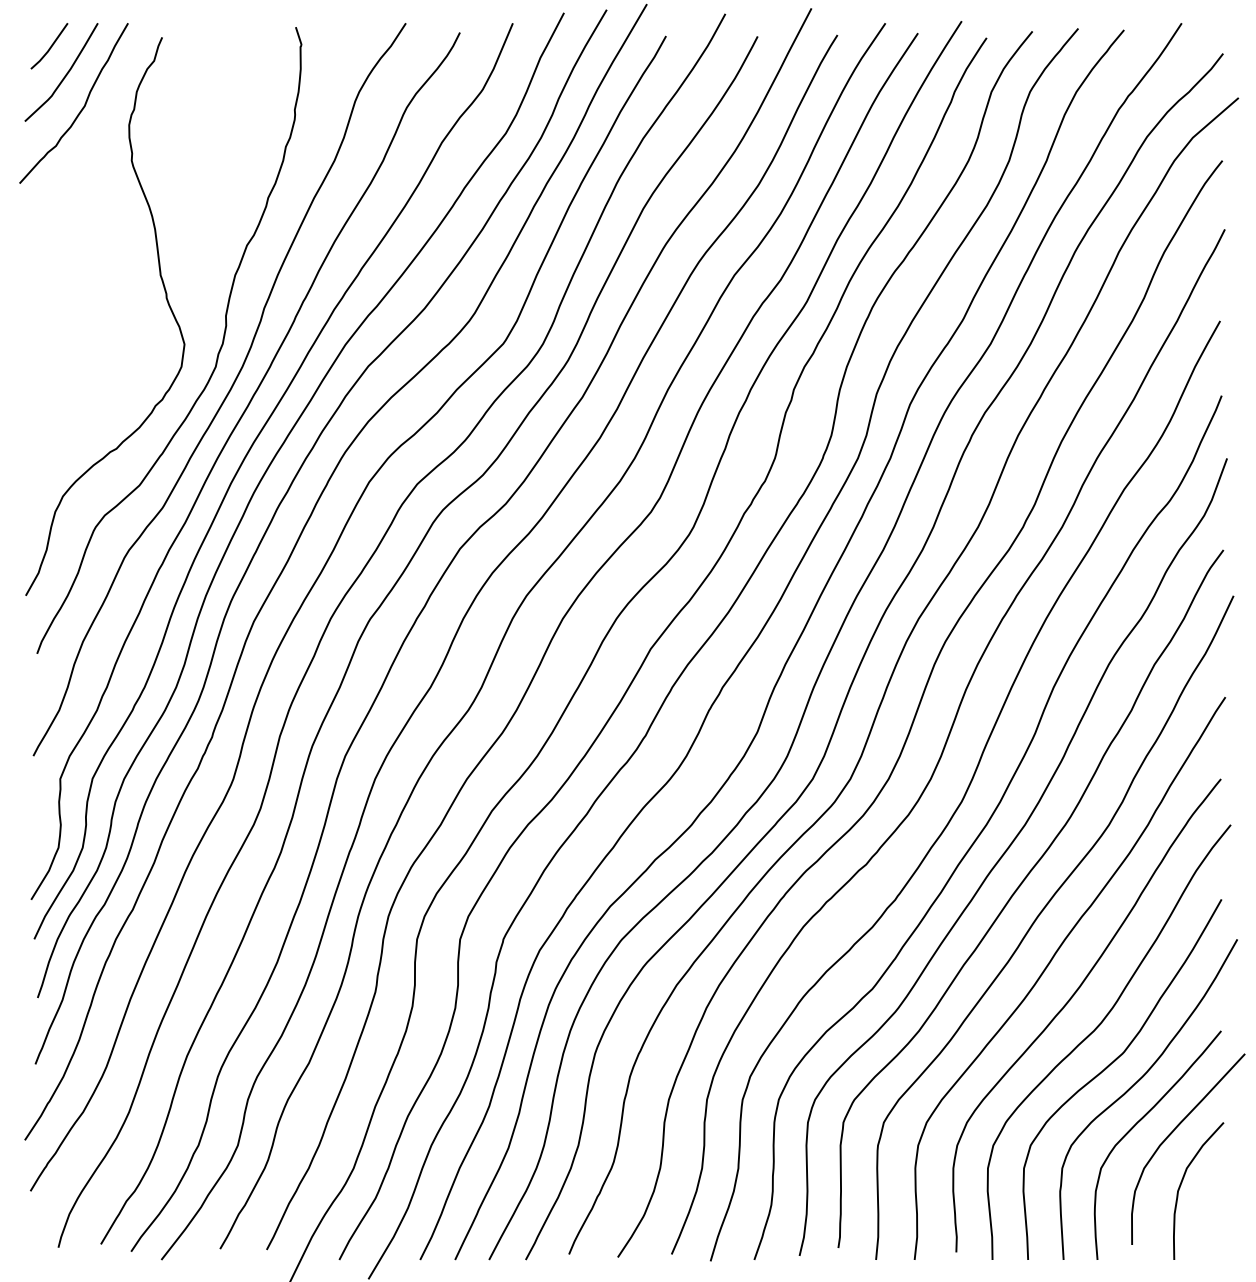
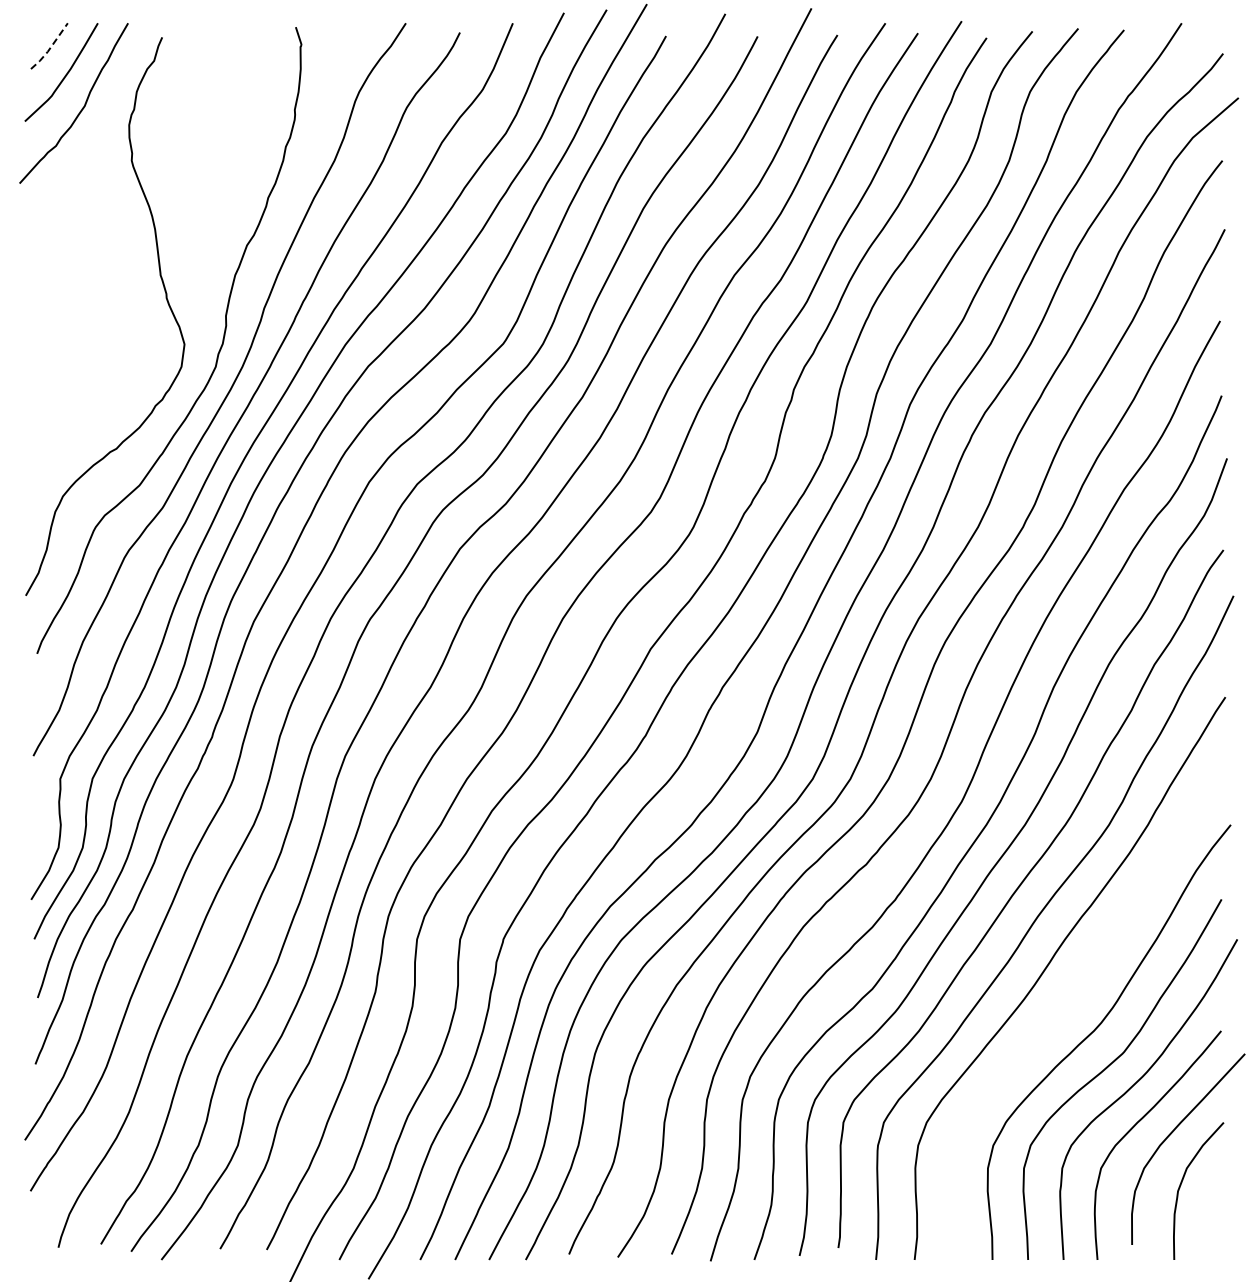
line: solid -> dashed (50, 48)
curve: present -> none (1071, 999)
